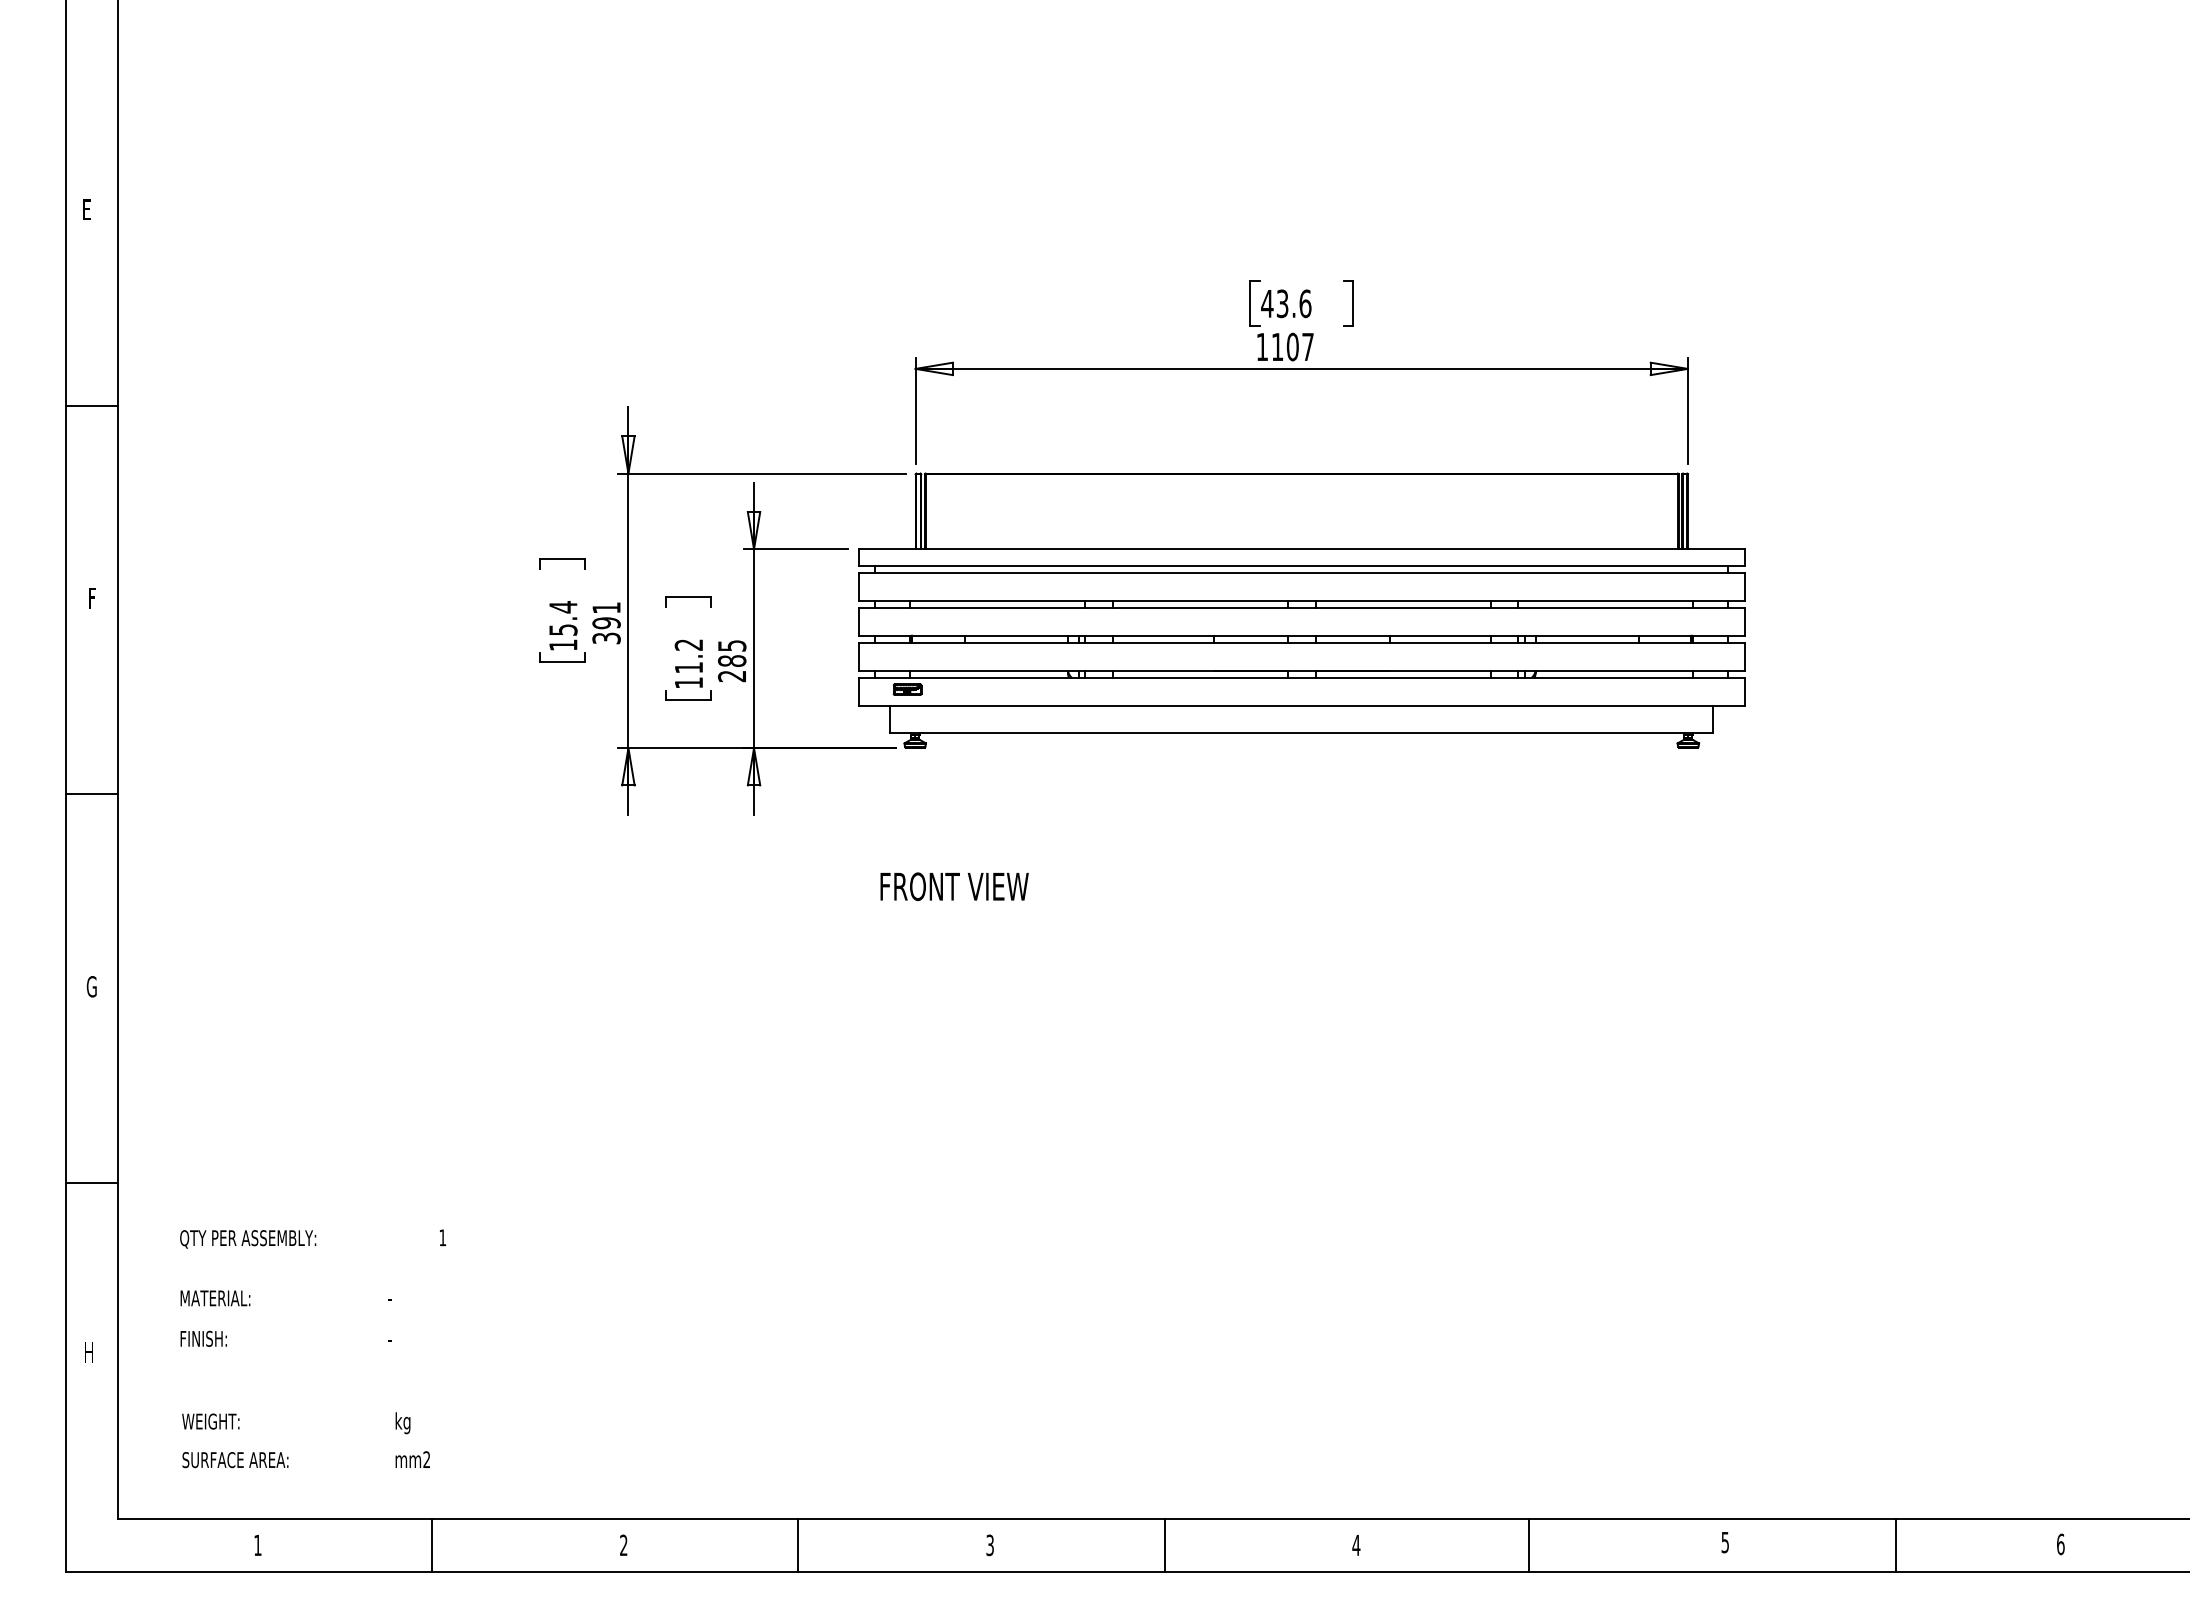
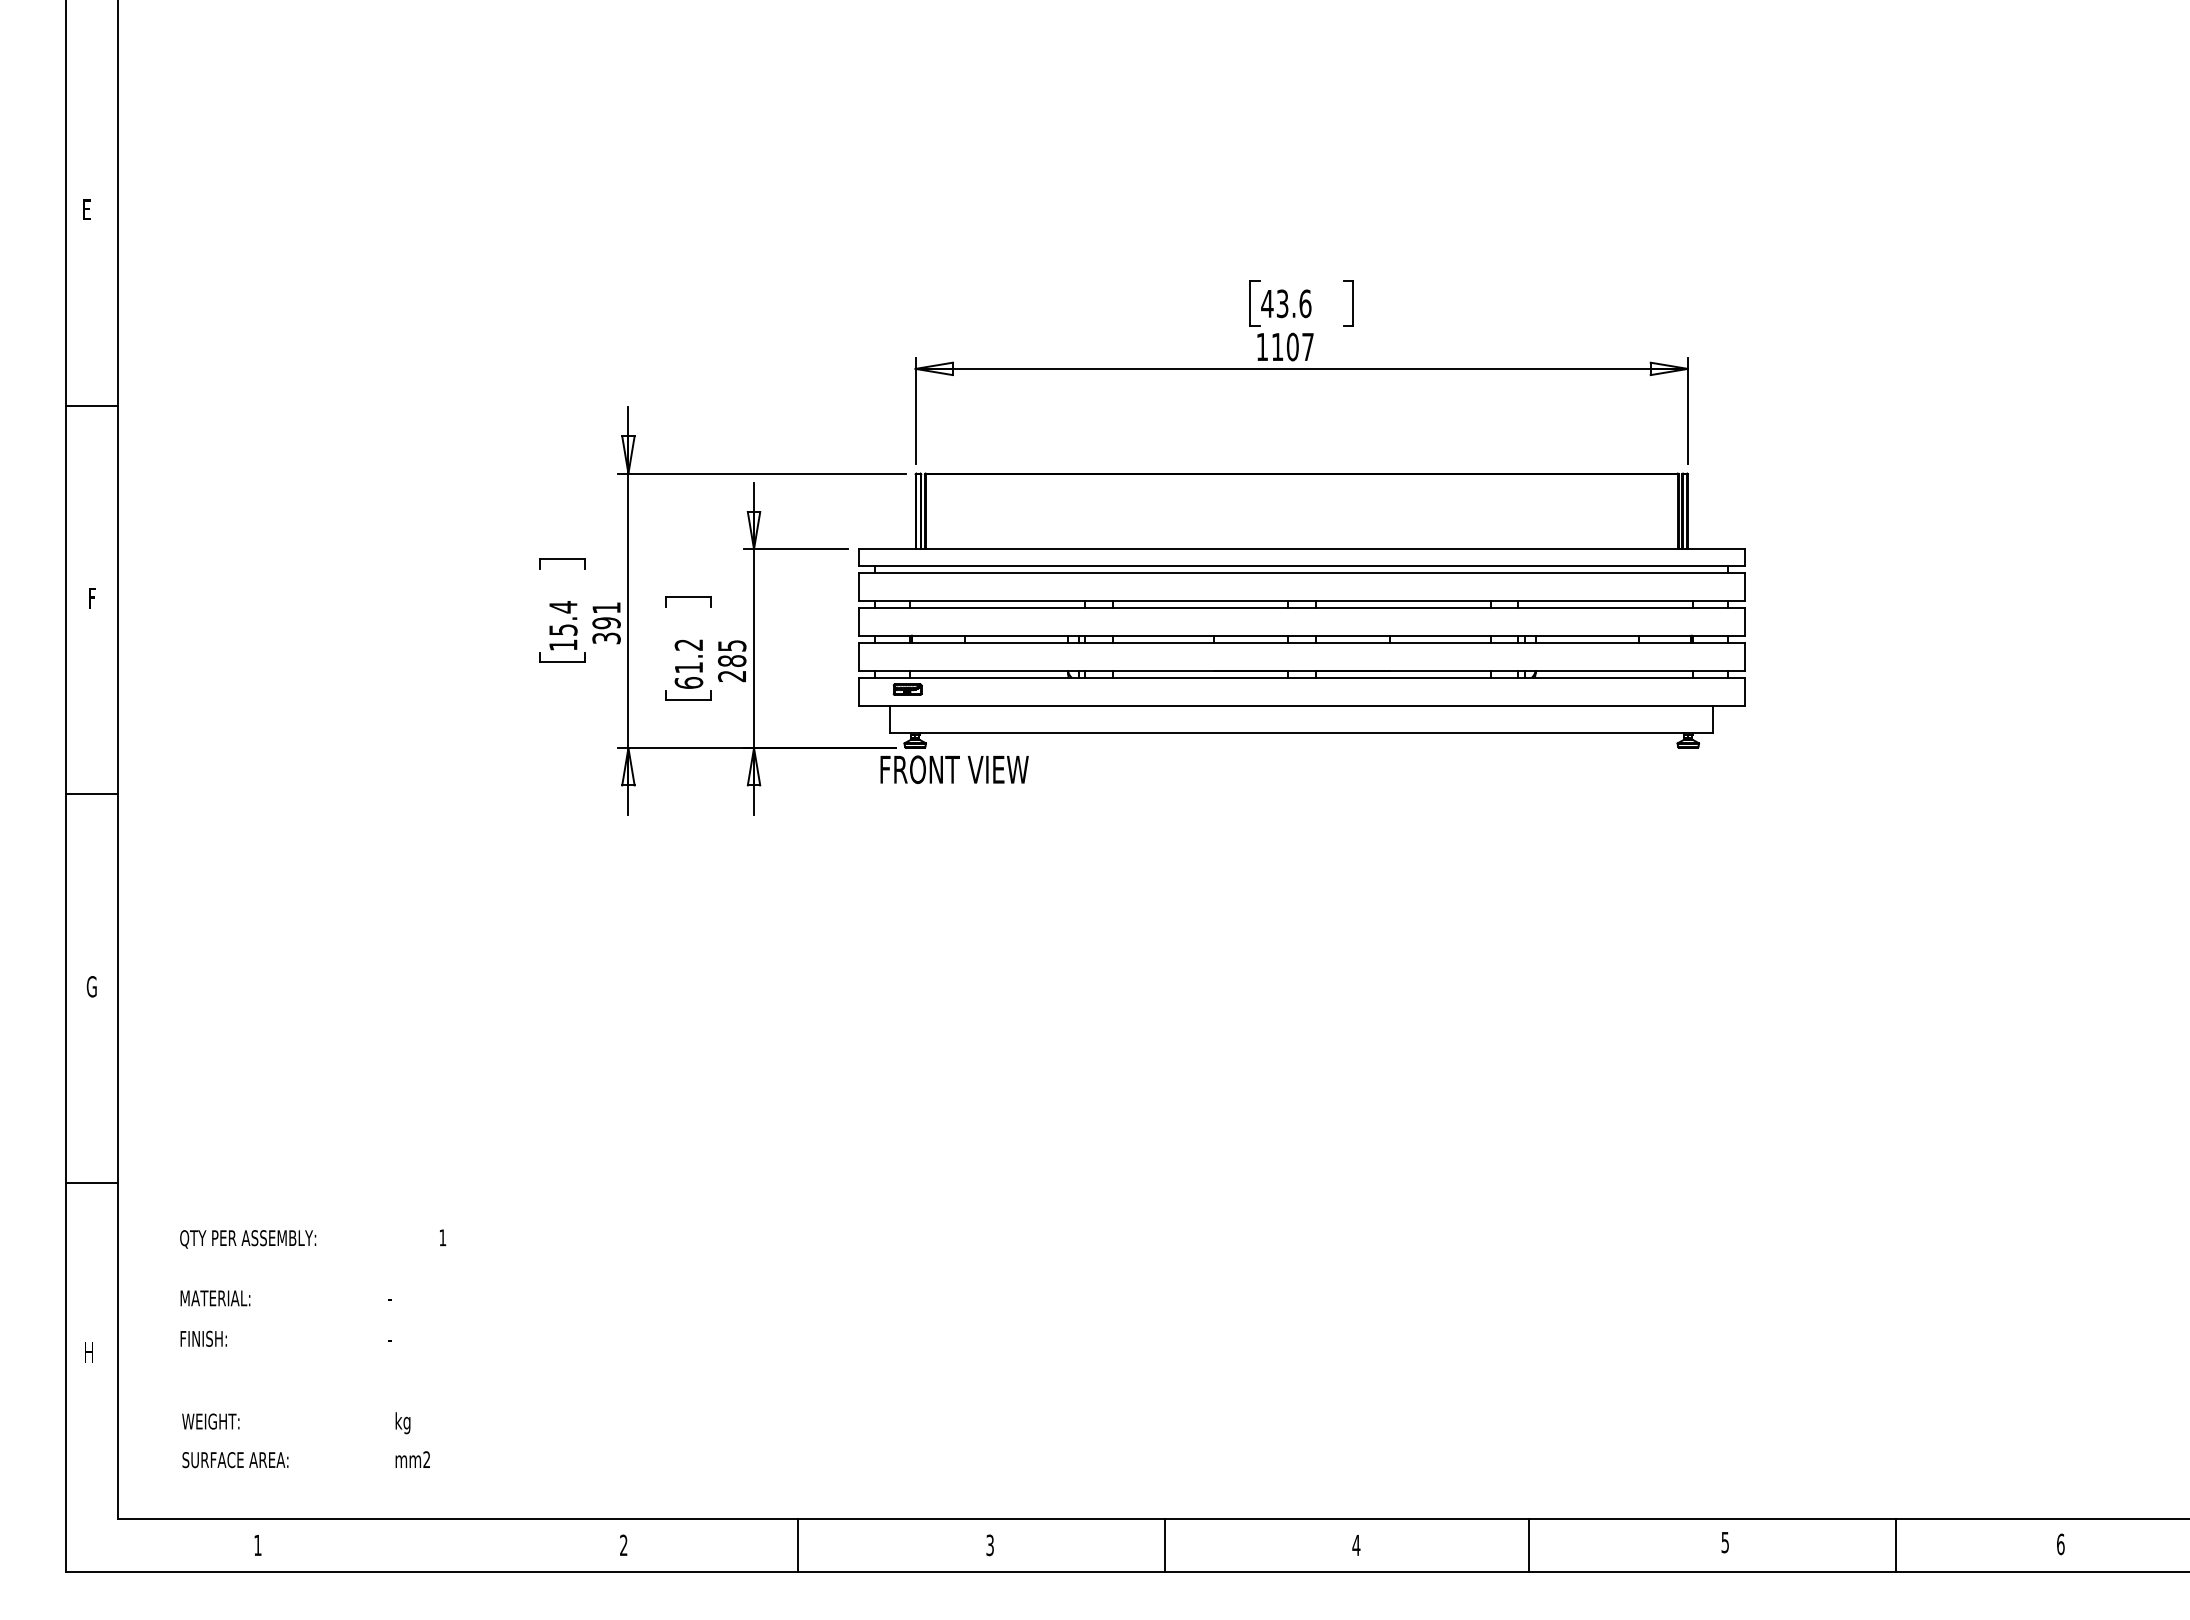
text: 11.2 -> 61.2 (688, 682)
text position: (954, 886) -> (954, 769) (954, 769)
line: present -> none (432, 1545)
